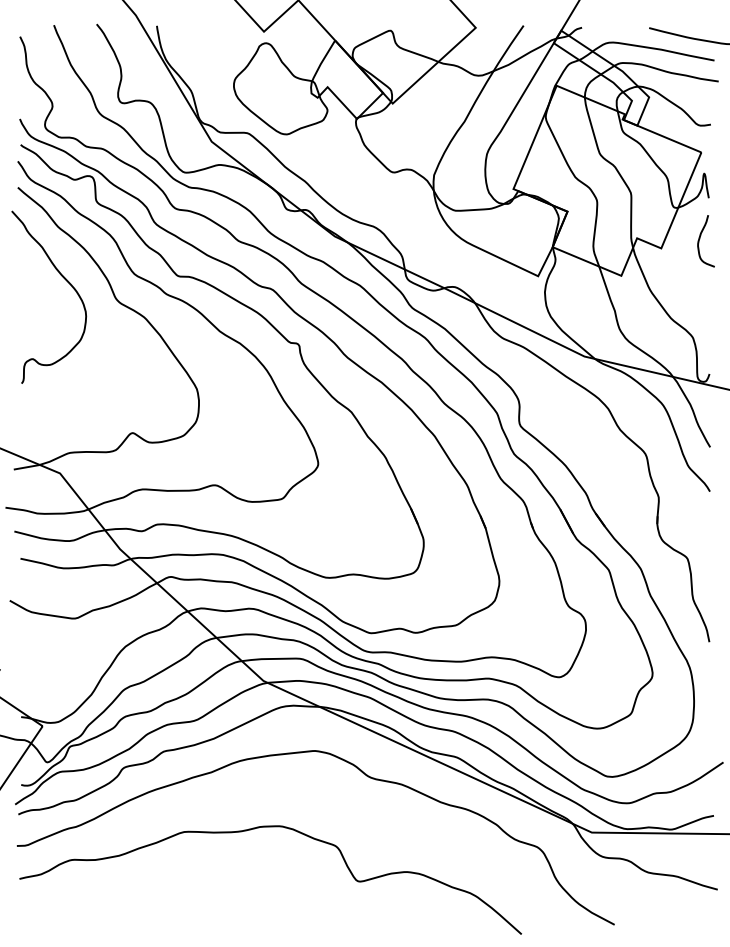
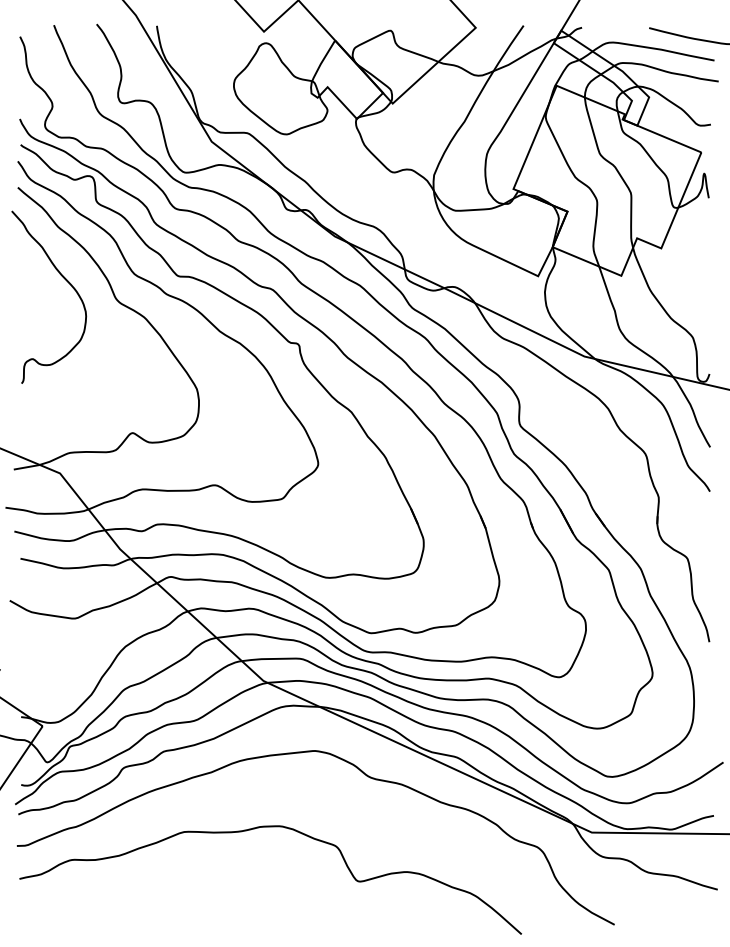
curve: present -> none (700, 239)
